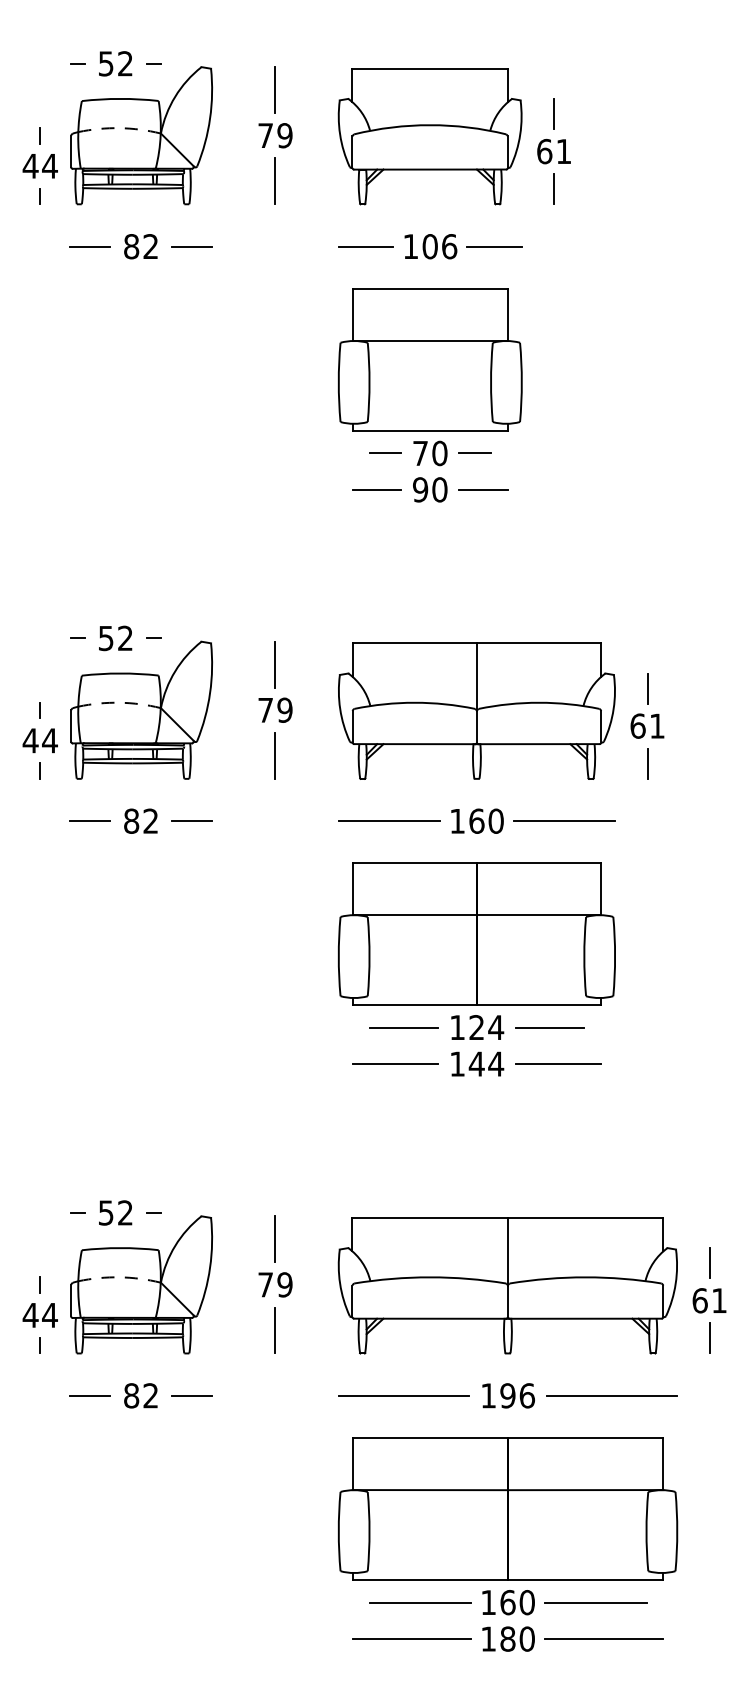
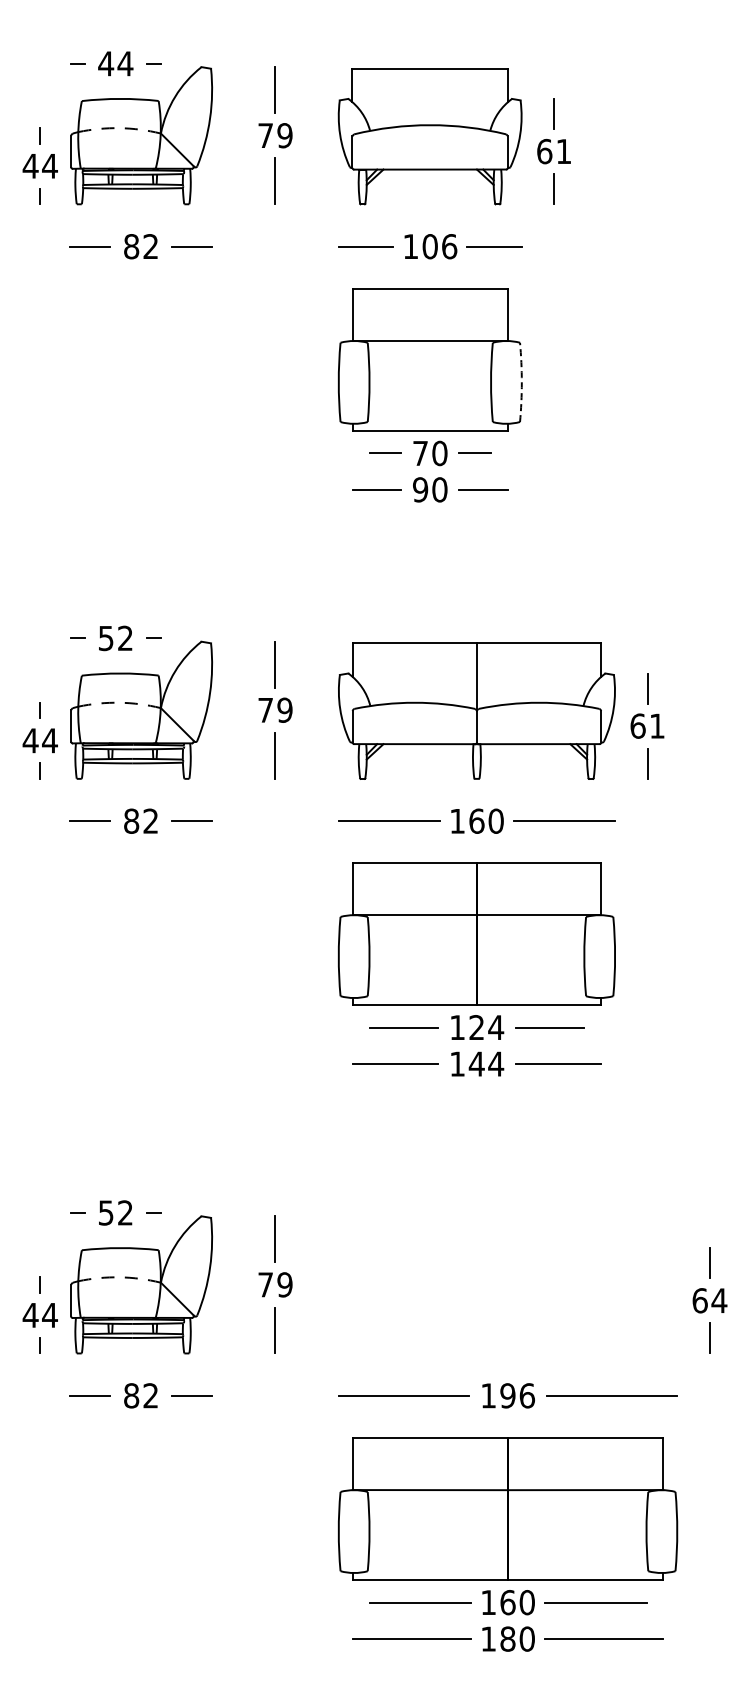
text: 52 -> 44 (115, 63)
arc: solid -> dashed (521, 382)
part: present -> none (507, 1285)
text: 61 -> 64 (719, 1300)
